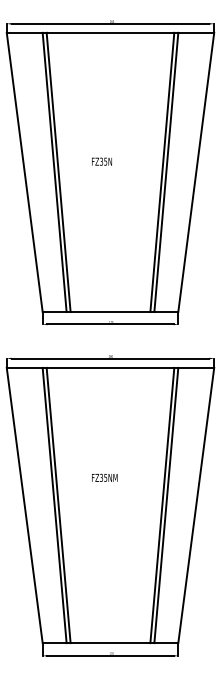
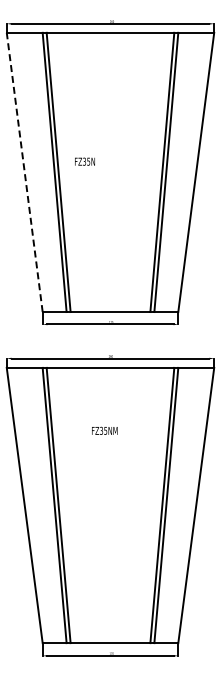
text position: (101, 161) -> (84, 161) (84, 161)
line: solid -> dashed (24, 172)
text position: (104, 477) -> (104, 430) (104, 430)
